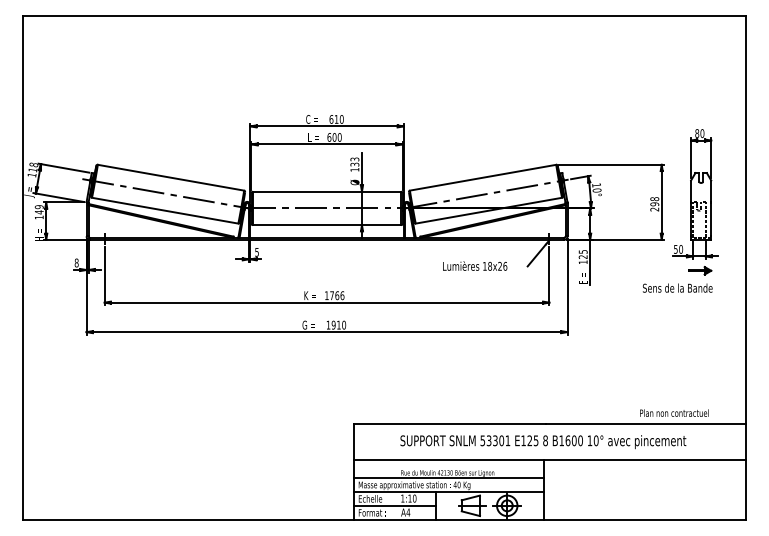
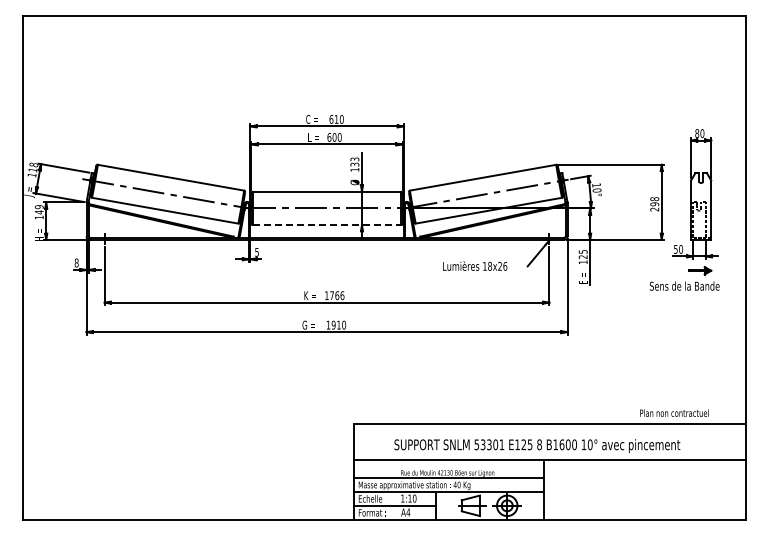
line: solid -> dashed (327, 225)
text position: (677, 287) -> (684, 285) (684, 285)
text position: (543, 442) -> (537, 446) (537, 446)
